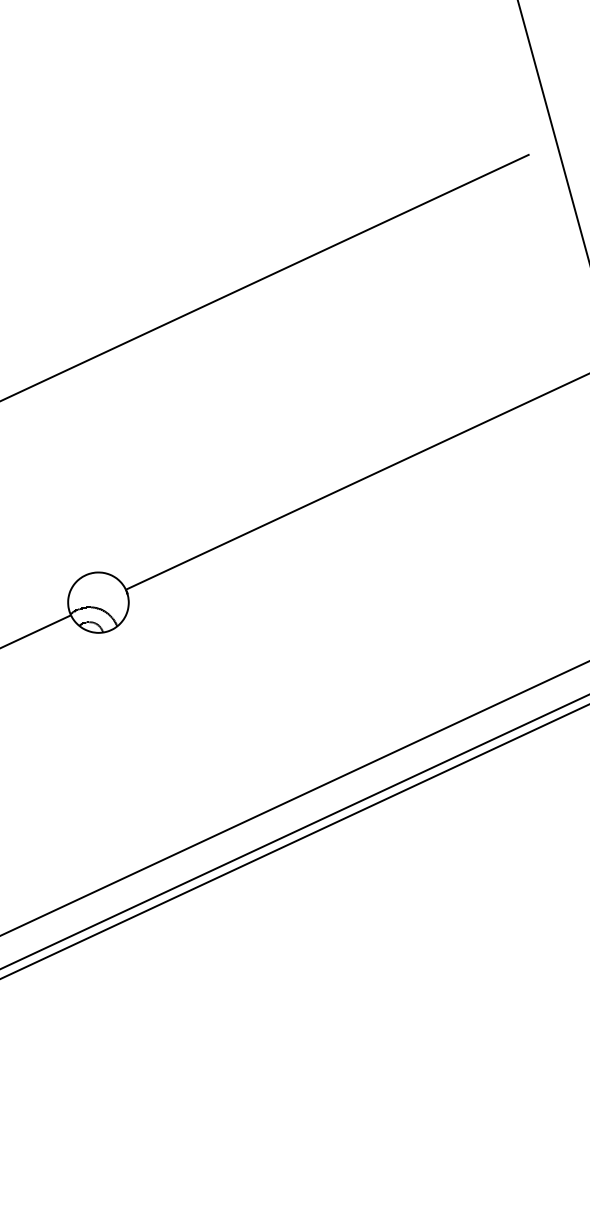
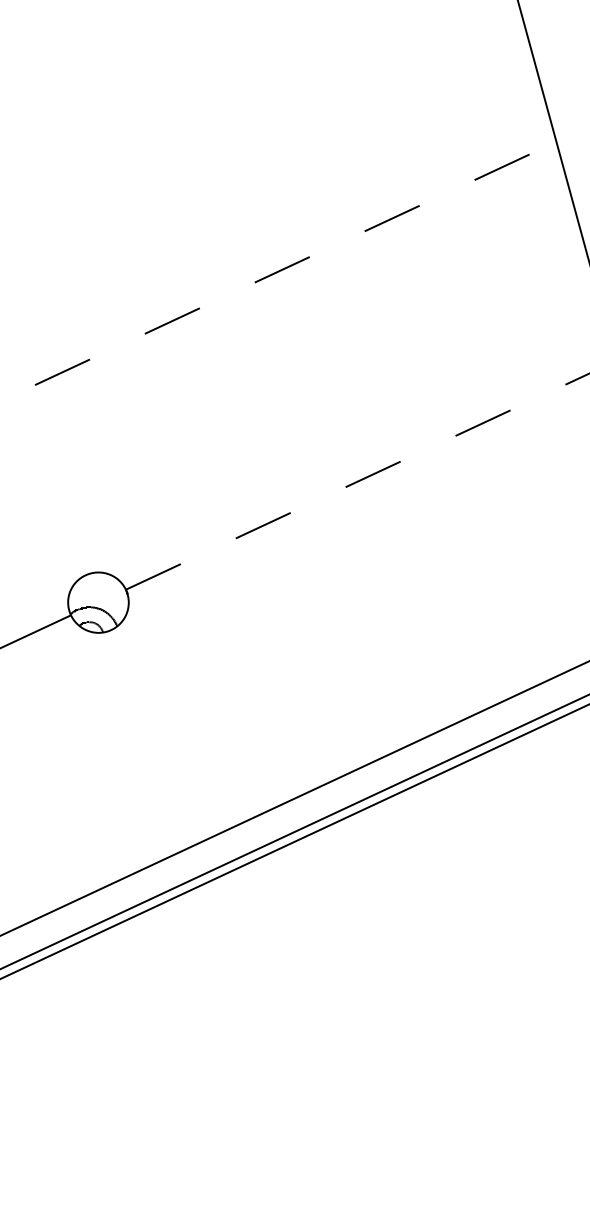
line: solid -> dashed (264, 277)
line: solid -> dashed (357, 481)
